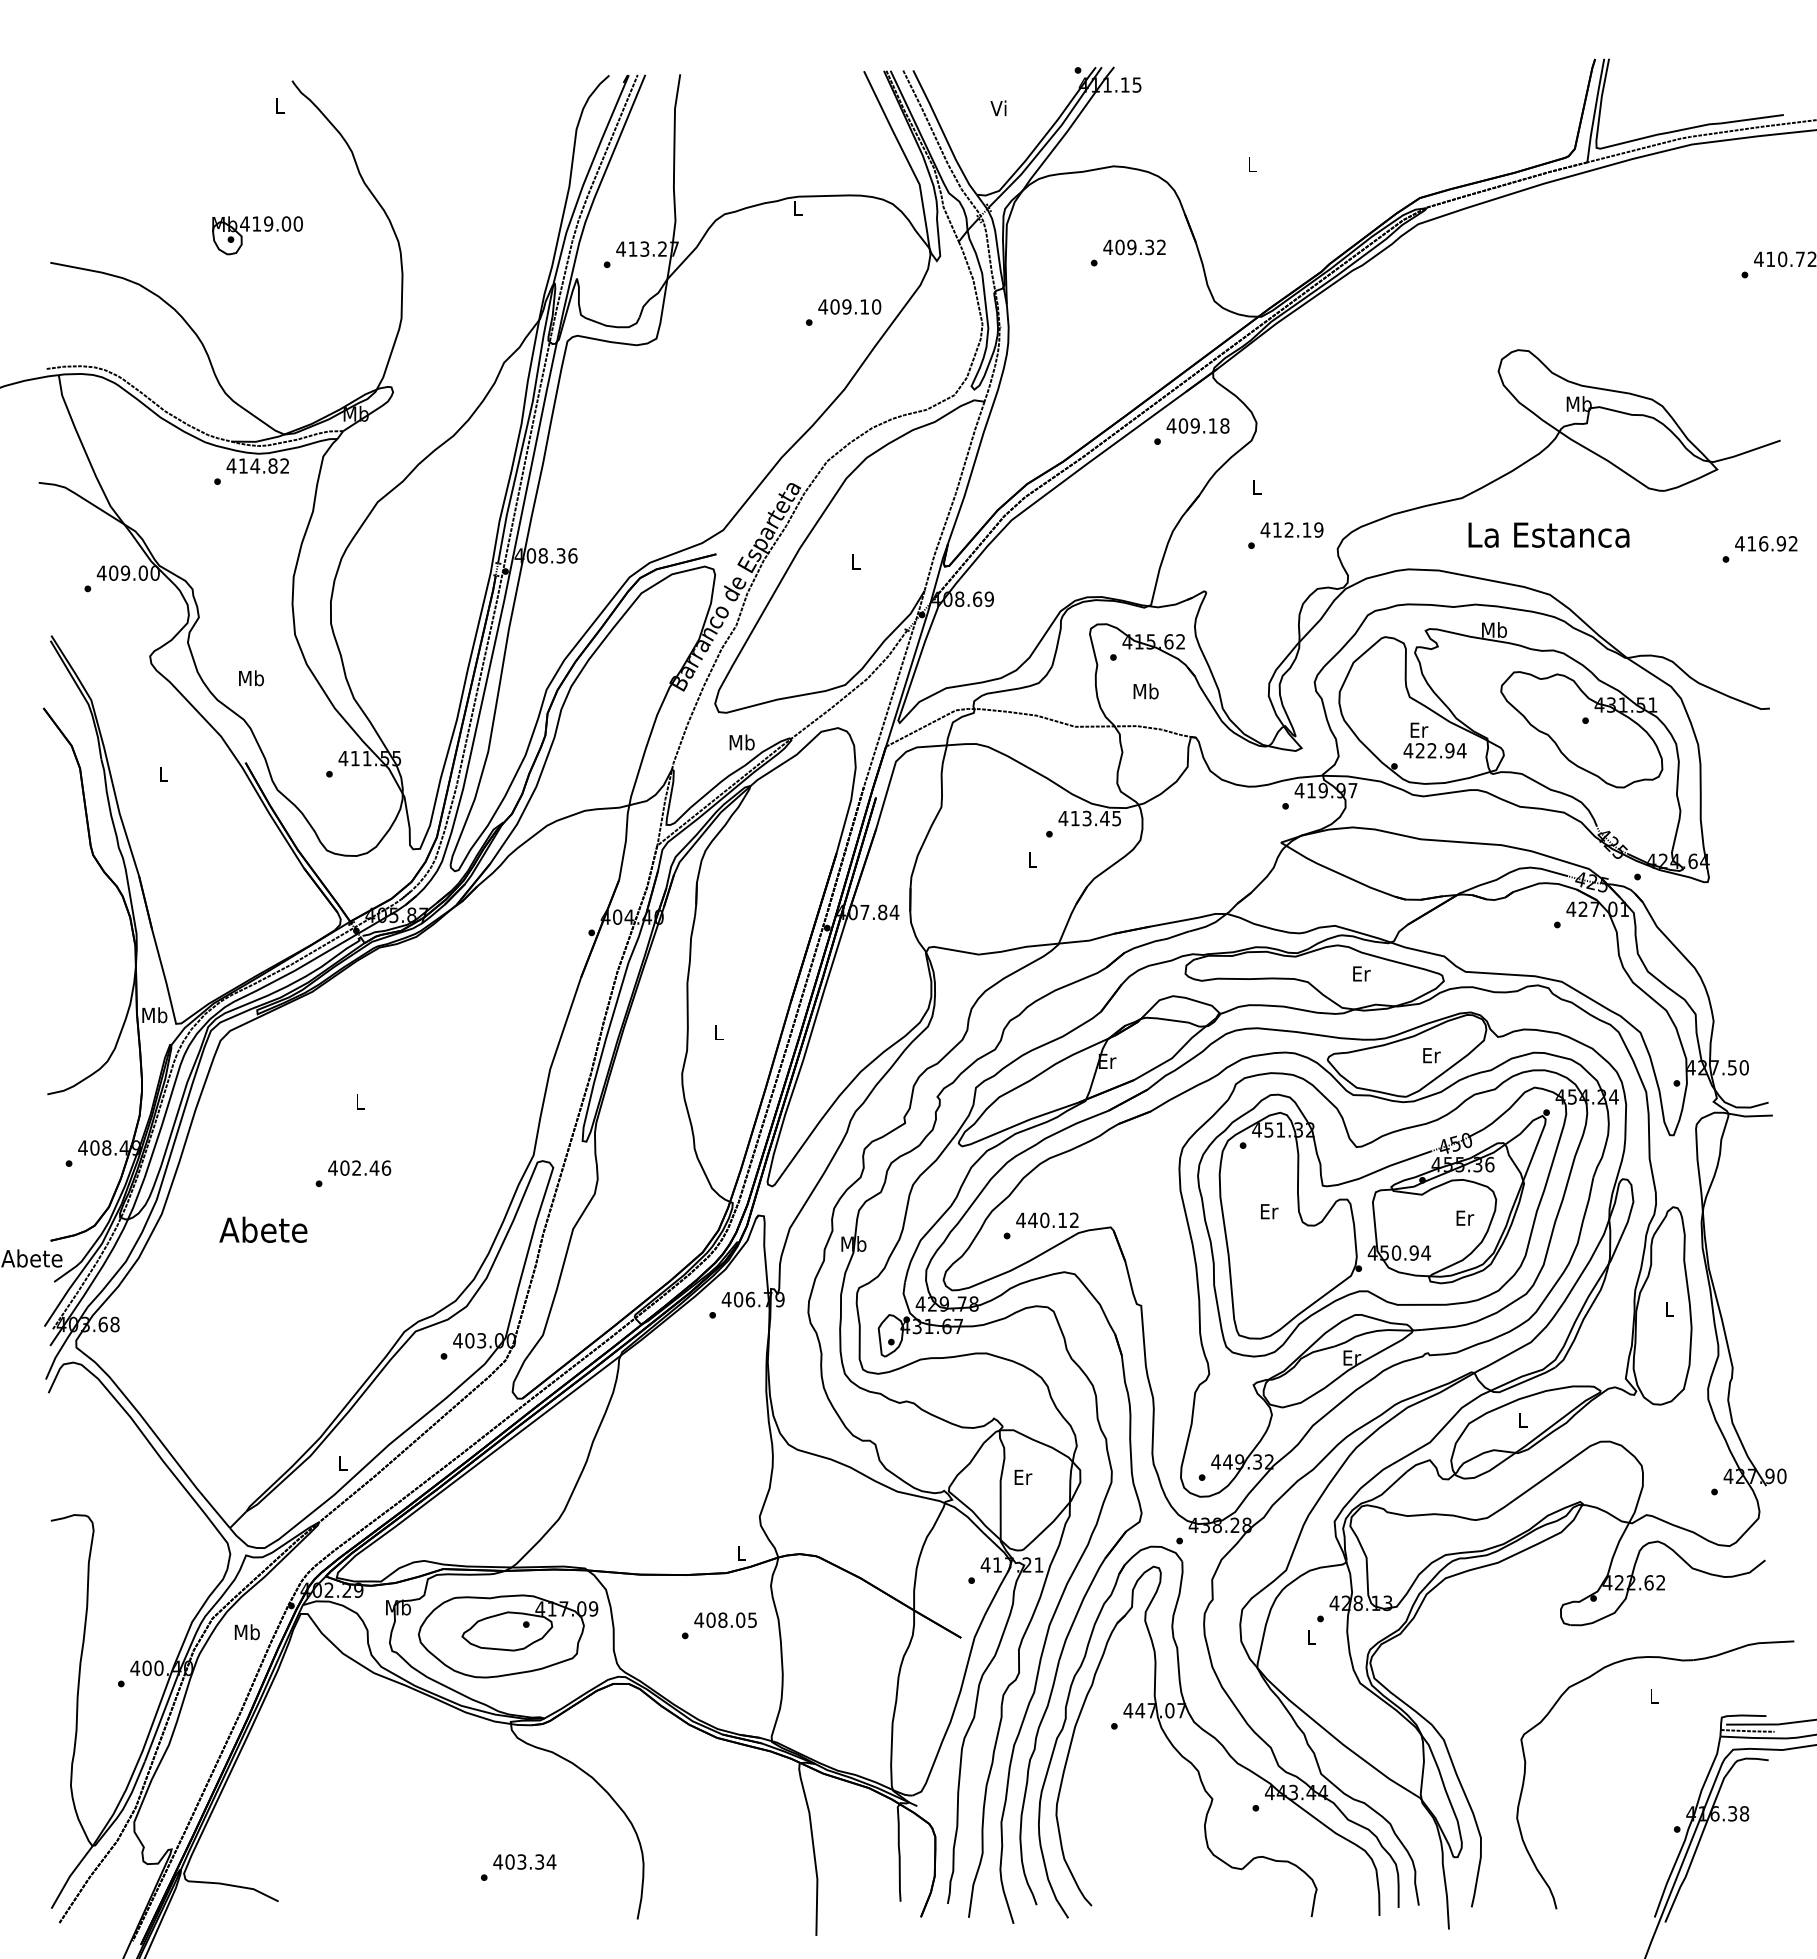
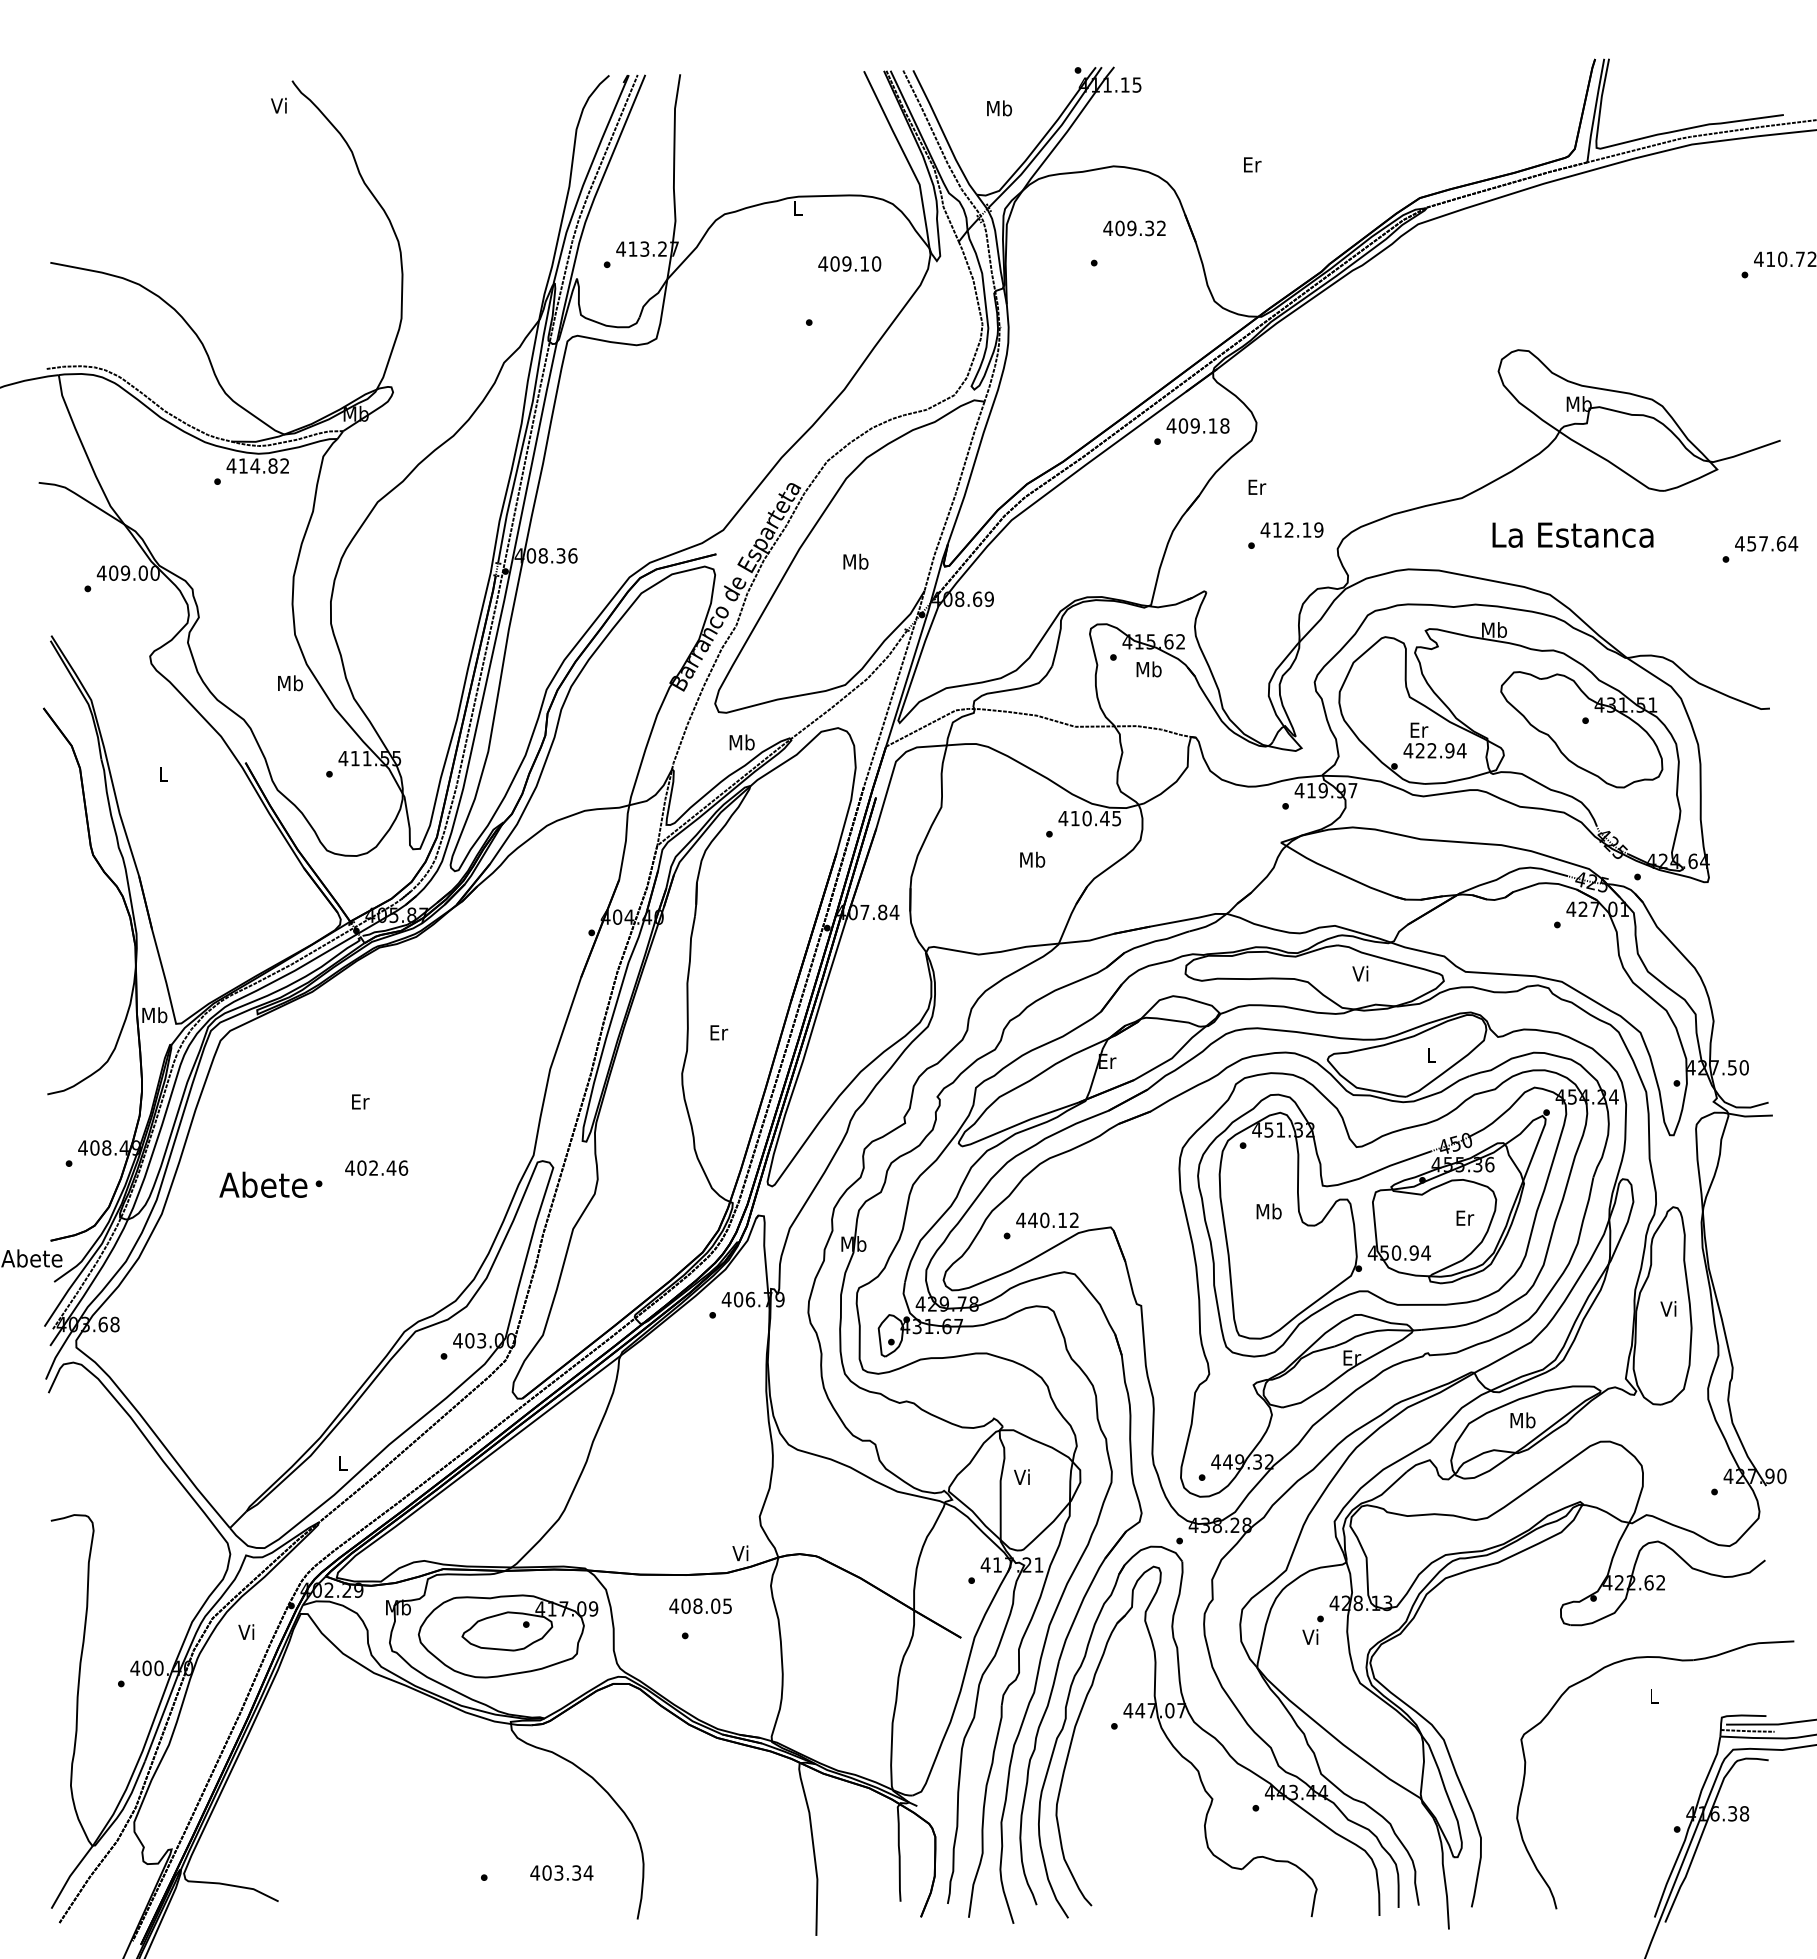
text: L -> Vi (278, 105)
text: Vi -> Mb (999, 108)
text: L -> Er (1252, 164)
part: present -> none (257, 235)
text position: (1134, 247) -> (1134, 228) (1134, 228)
text position: (849, 306) -> (849, 263) (849, 263)
text: L -> Er (1257, 486)
text position: (1548, 534) -> (1572, 534) (1572, 534)
text: 416.92 -> 457.64 (1772, 543)
text: L -> Mb (855, 561)
text position: (251, 678) -> (290, 683) (290, 683)
text position: (1145, 691) -> (1148, 669) (1148, 669)
text: 413.45 -> 410.45 (1086, 818)
text: L -> Mb (1032, 859)
text: Er -> Vi (1361, 973)
text: L -> Er (719, 1032)
text: Er -> L (1431, 1055)
text: L -> Er (360, 1101)
text position: (359, 1167) -> (376, 1167) (376, 1167)
text: Er -> Mb (1268, 1211)
text position: (263, 1229) -> (263, 1184) (263, 1184)
text: L -> Vi (1668, 1308)
text: L -> Mb (1522, 1420)
text: Er -> Vi (1023, 1476)
text: L -> Vi (740, 1553)
text position: (725, 1619) -> (700, 1605) (700, 1605)
text: Mb -> Vi (246, 1632)
text: L -> Vi (1310, 1636)
text position: (524, 1861) -> (561, 1872) (561, 1872)
